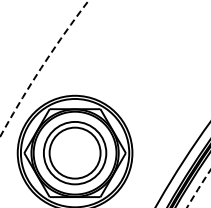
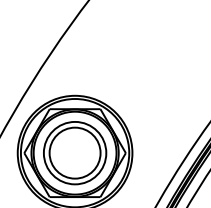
arc: dashed -> solid (41, 67)
arc: dashed -> solid (198, 189)
